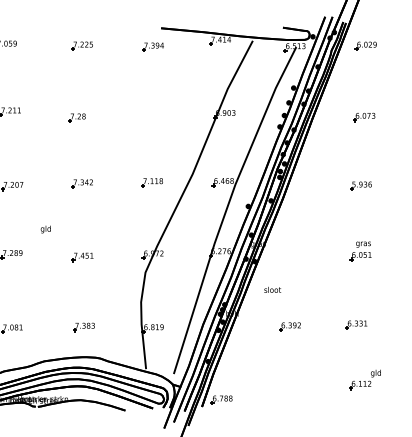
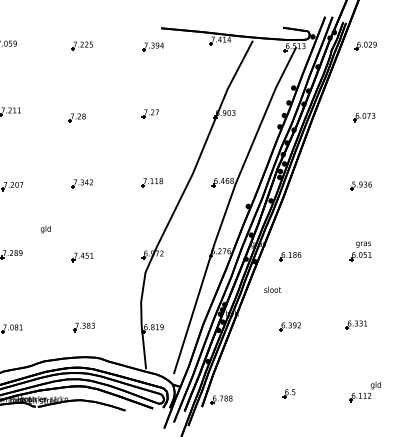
part: none -> present (149, 113)
part: none -> present (290, 256)
part position: (364, 379) -> (364, 391) (364, 391)
part: none -> present (288, 393)
